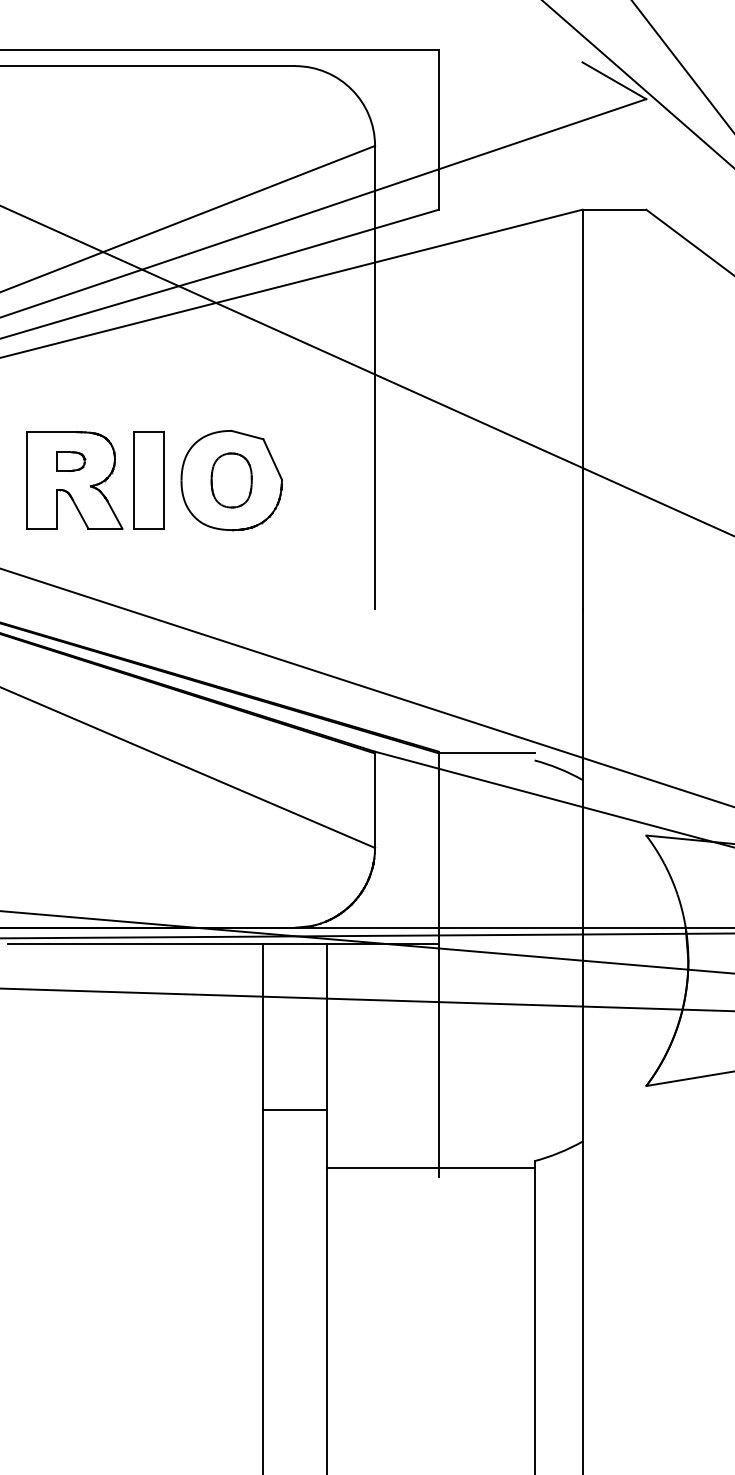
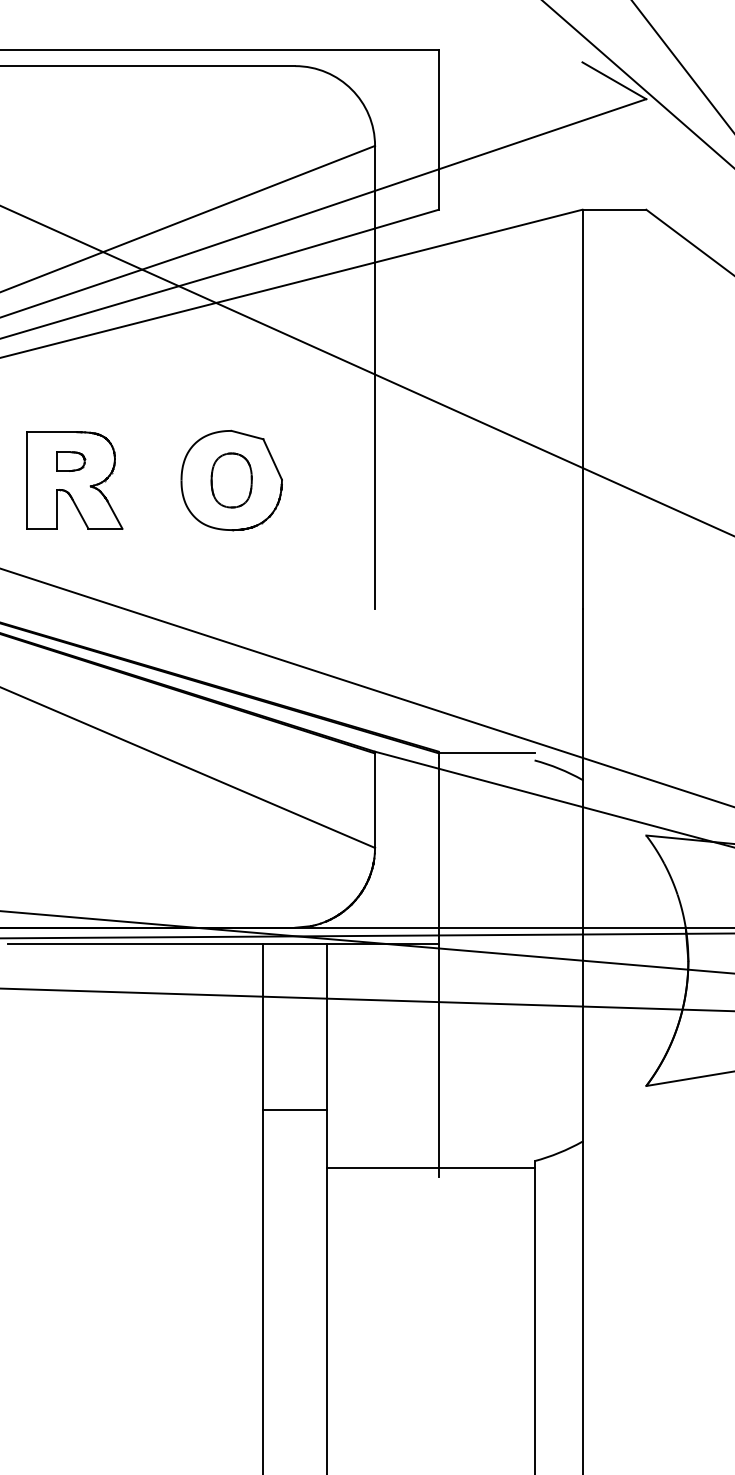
part: present -> none (148, 480)
